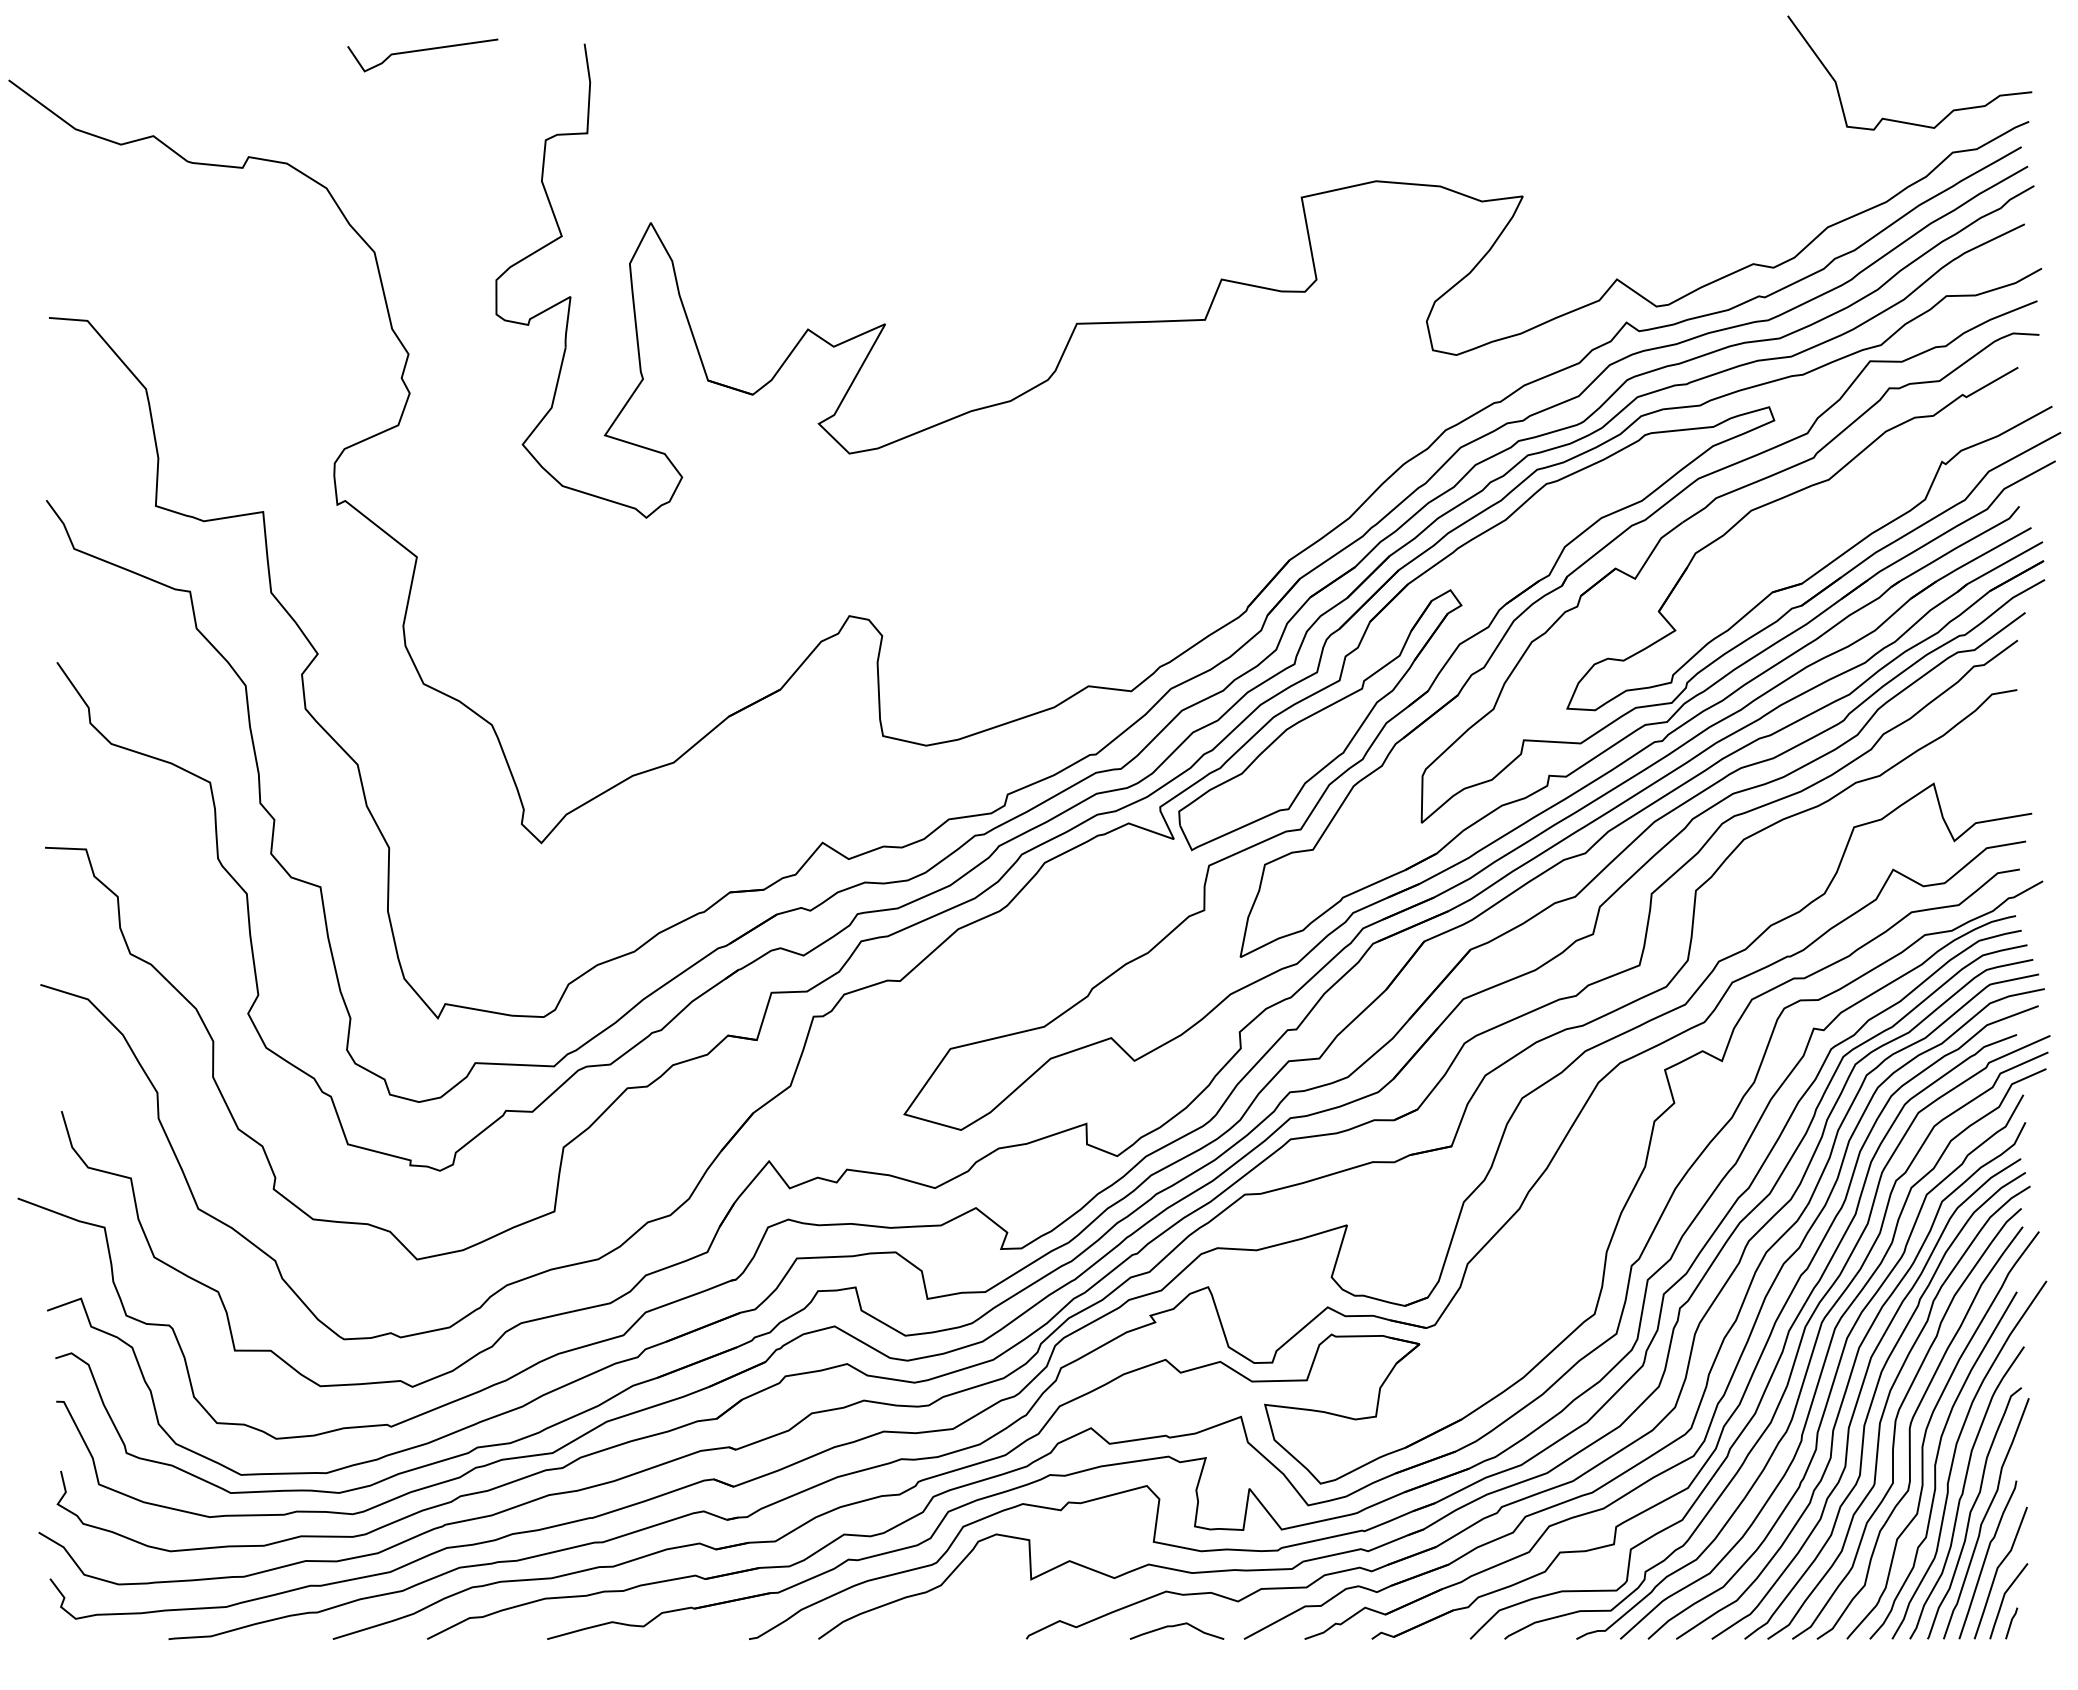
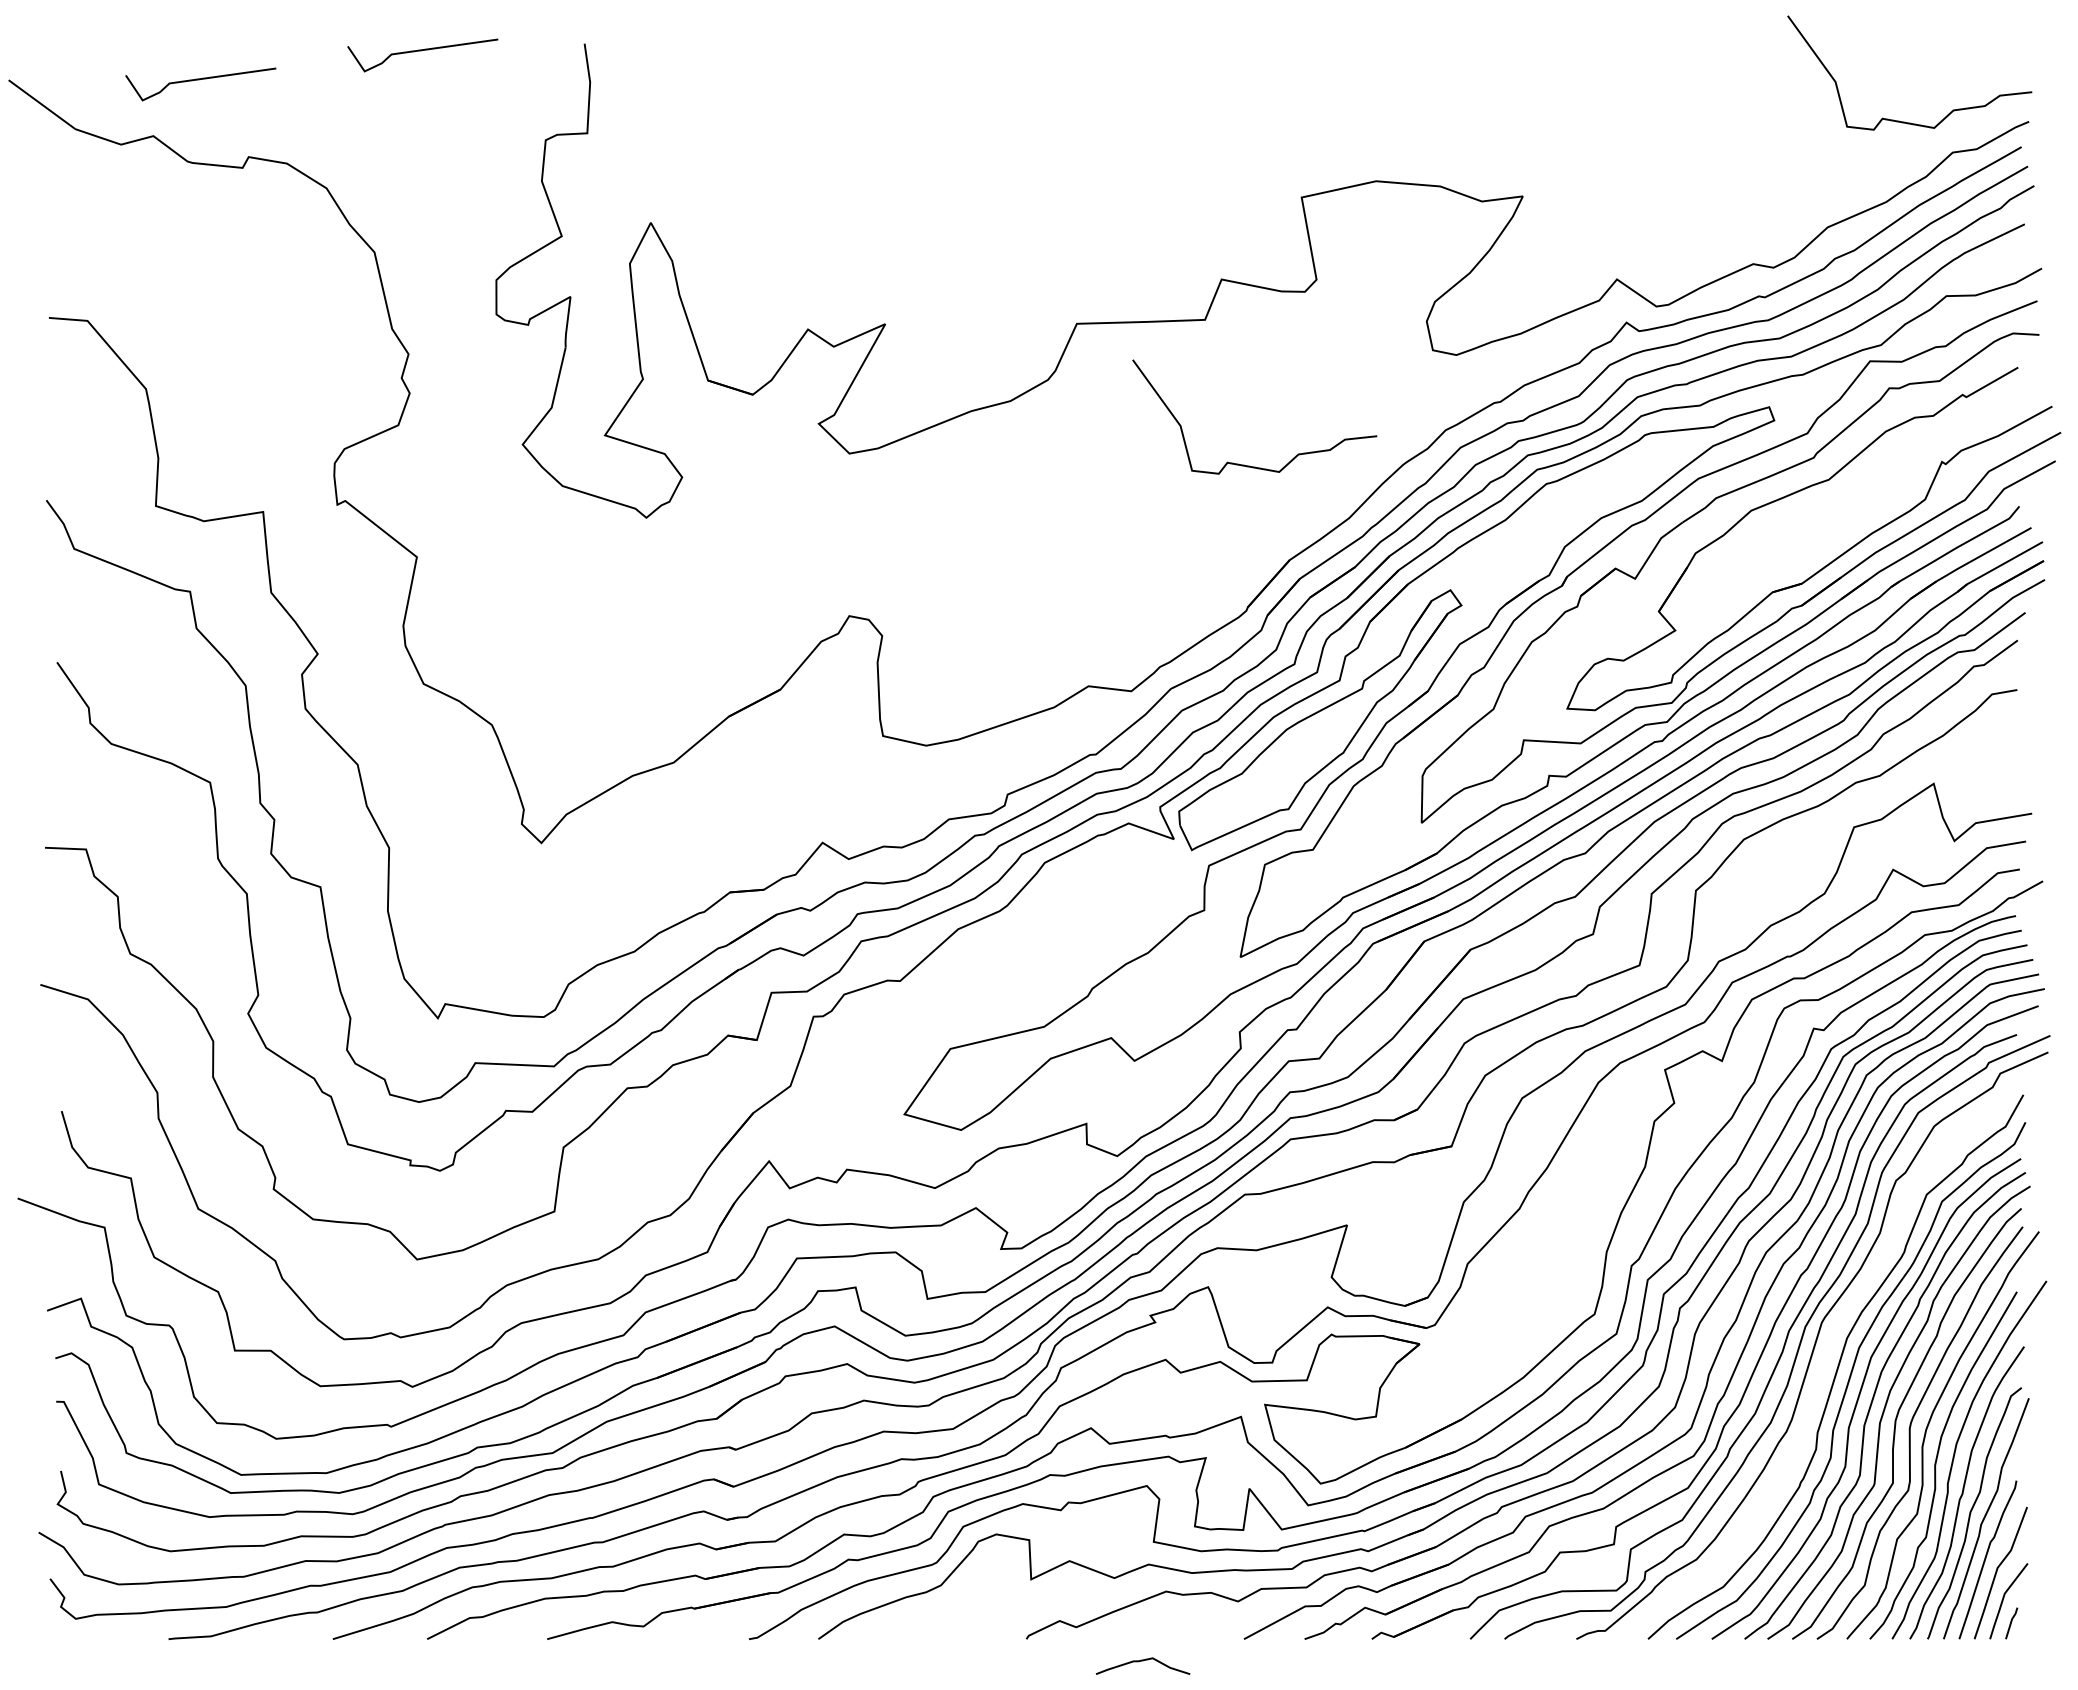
line: none -> present (199, 80)
curve: none -> present (1244, 464)
curve: present -> none (1829, 1350)
curve position: (1176, 1626) -> (1142, 1661) (1142, 1661)
